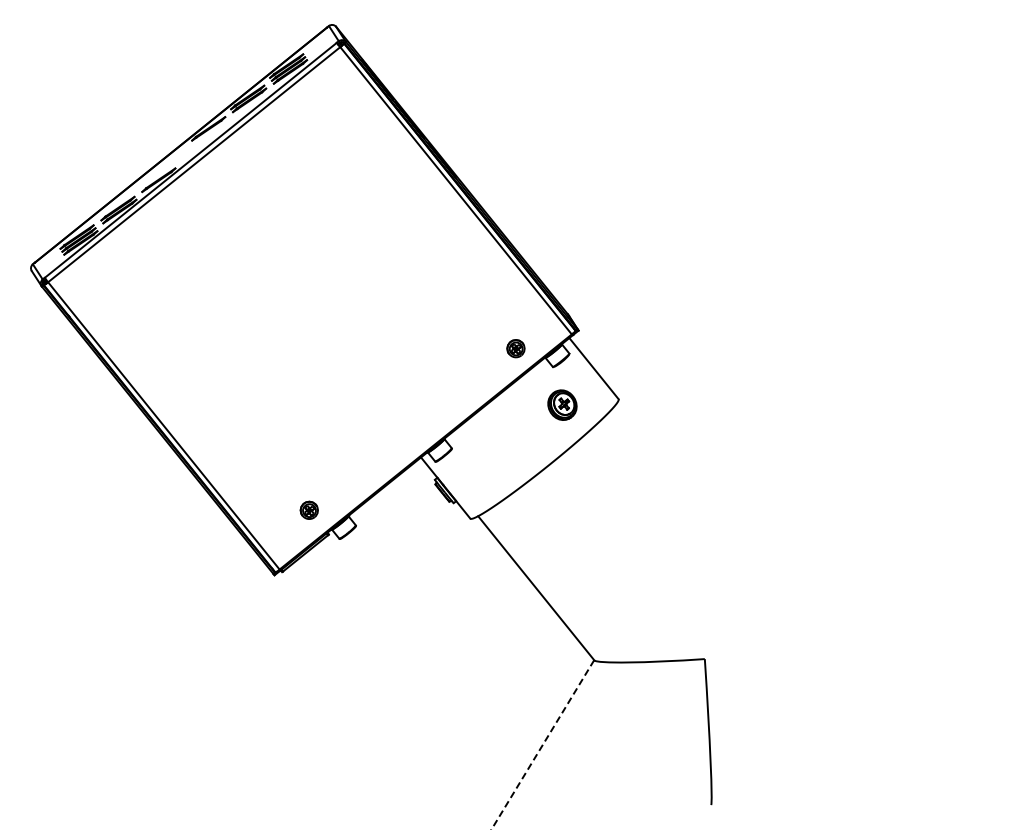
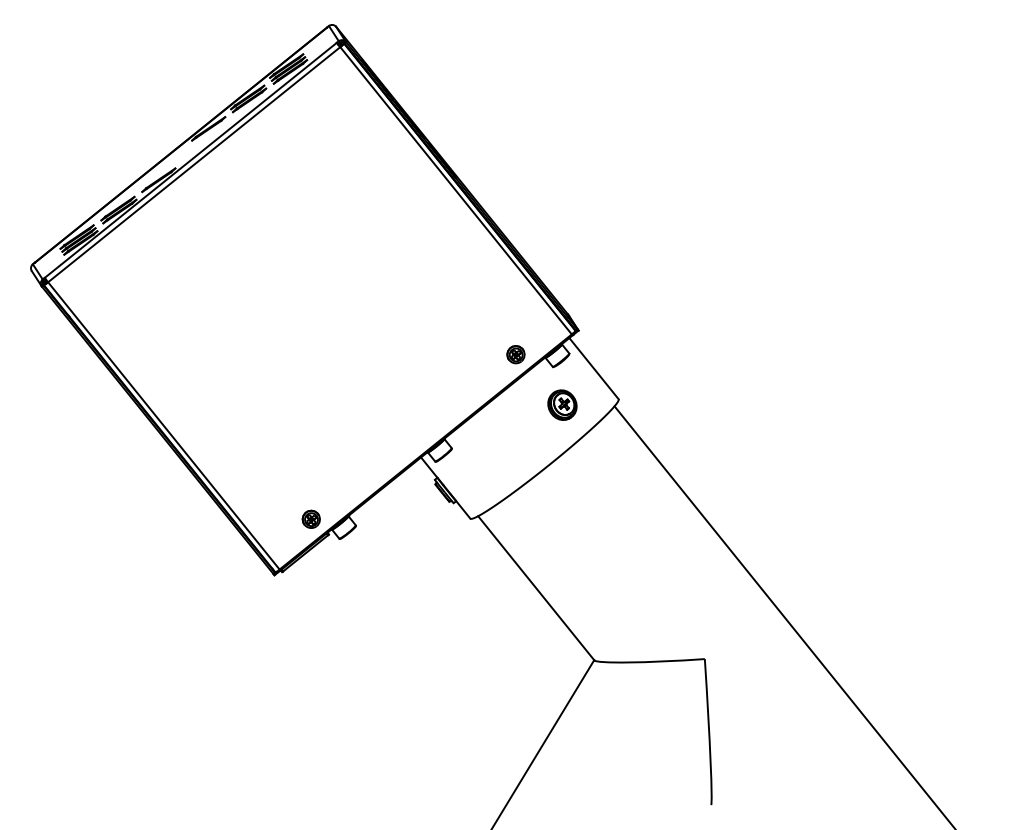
part position: (515, 348) -> (515, 354) (515, 354)
part position: (308, 509) -> (310, 518) (310, 518)
line: none -> present (783, 616)
line: dashed -> solid (542, 745)
